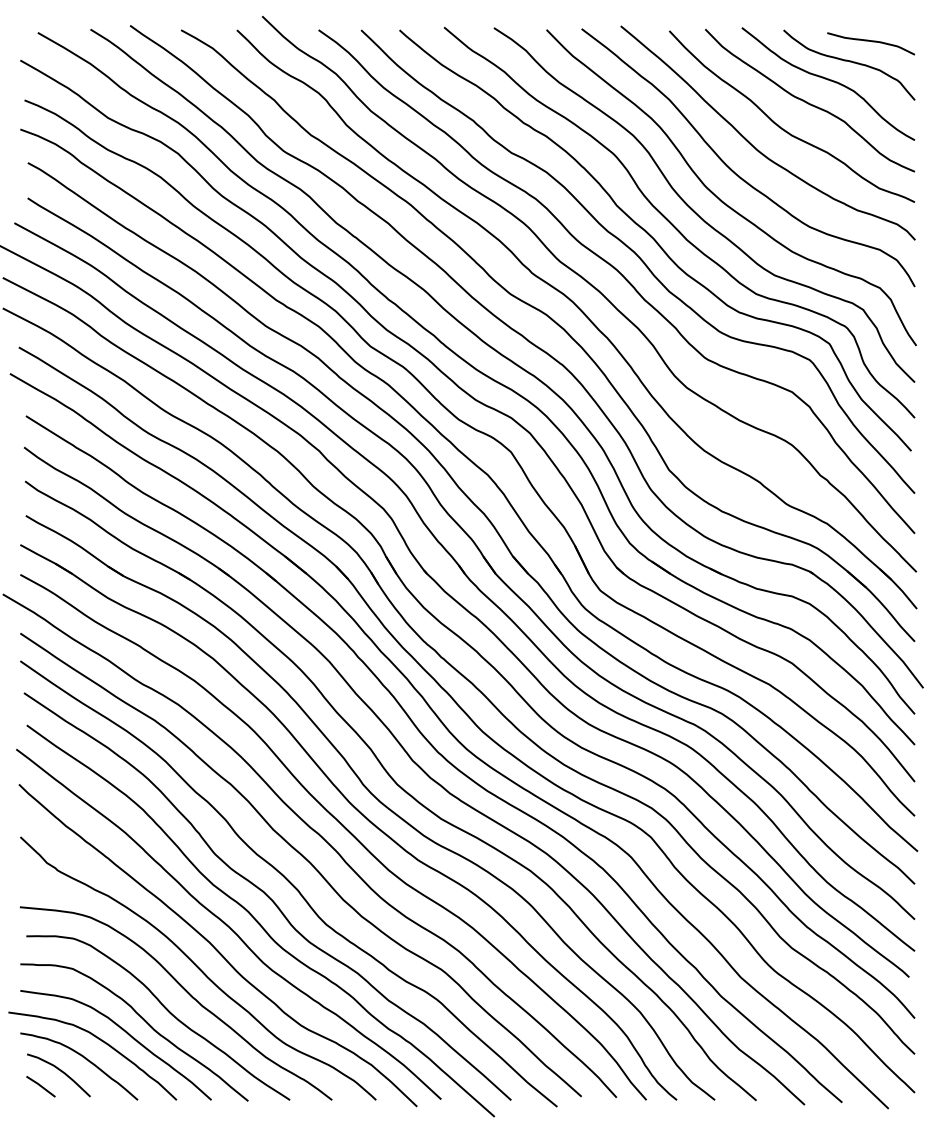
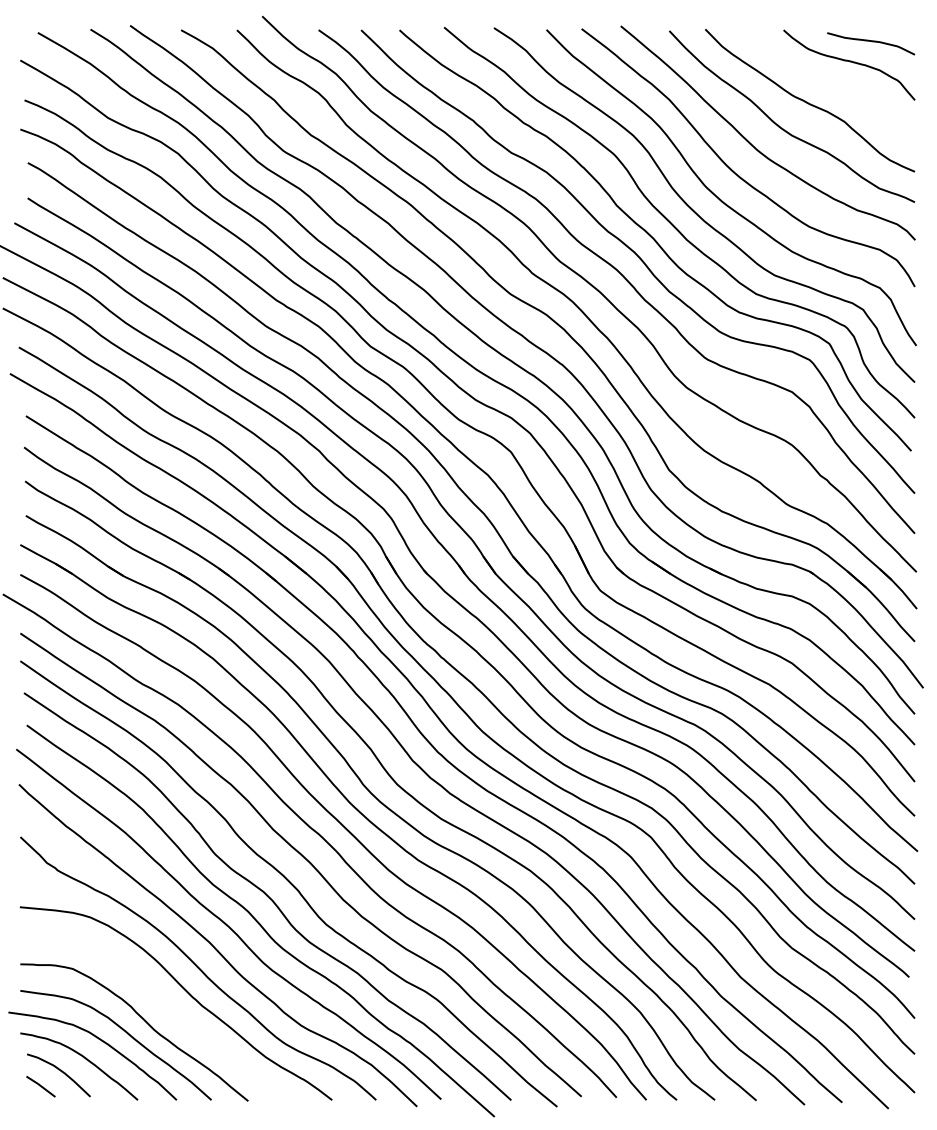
curve: present -> none (830, 81)
curve: present -> none (165, 1009)
